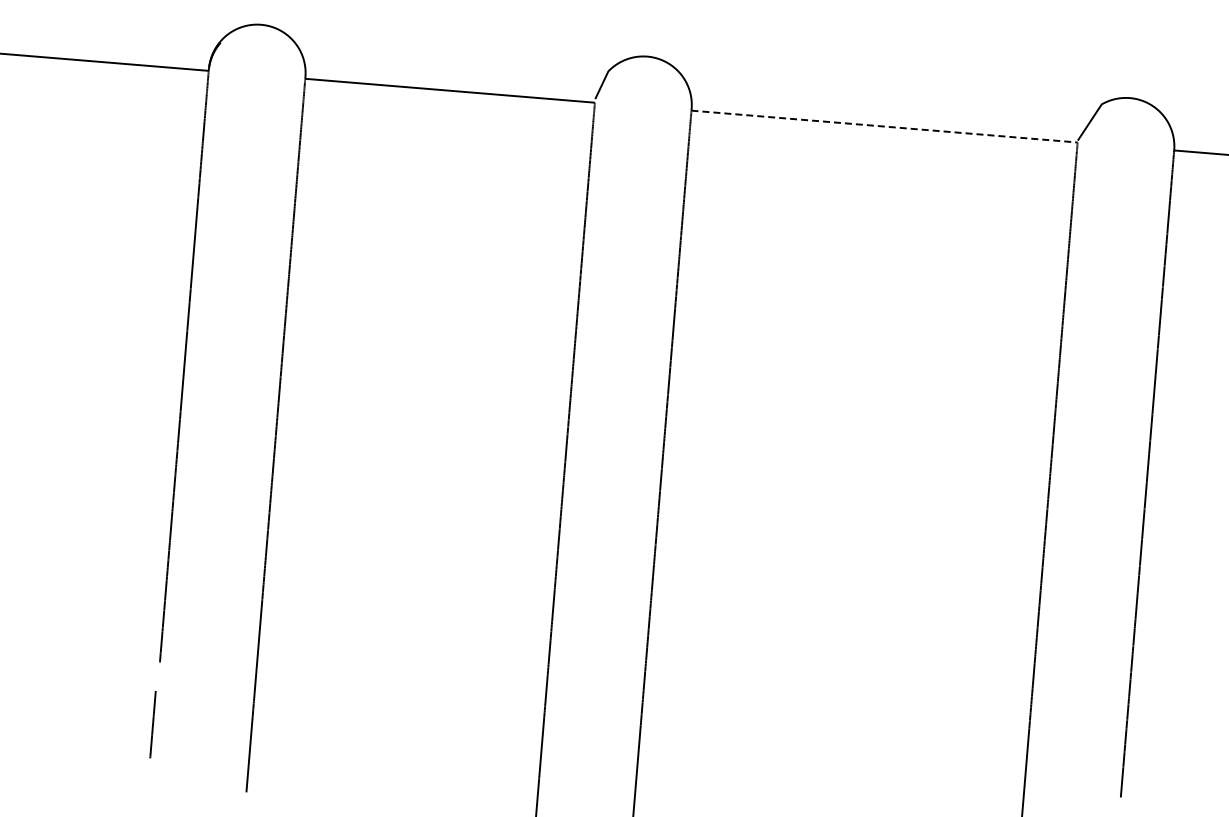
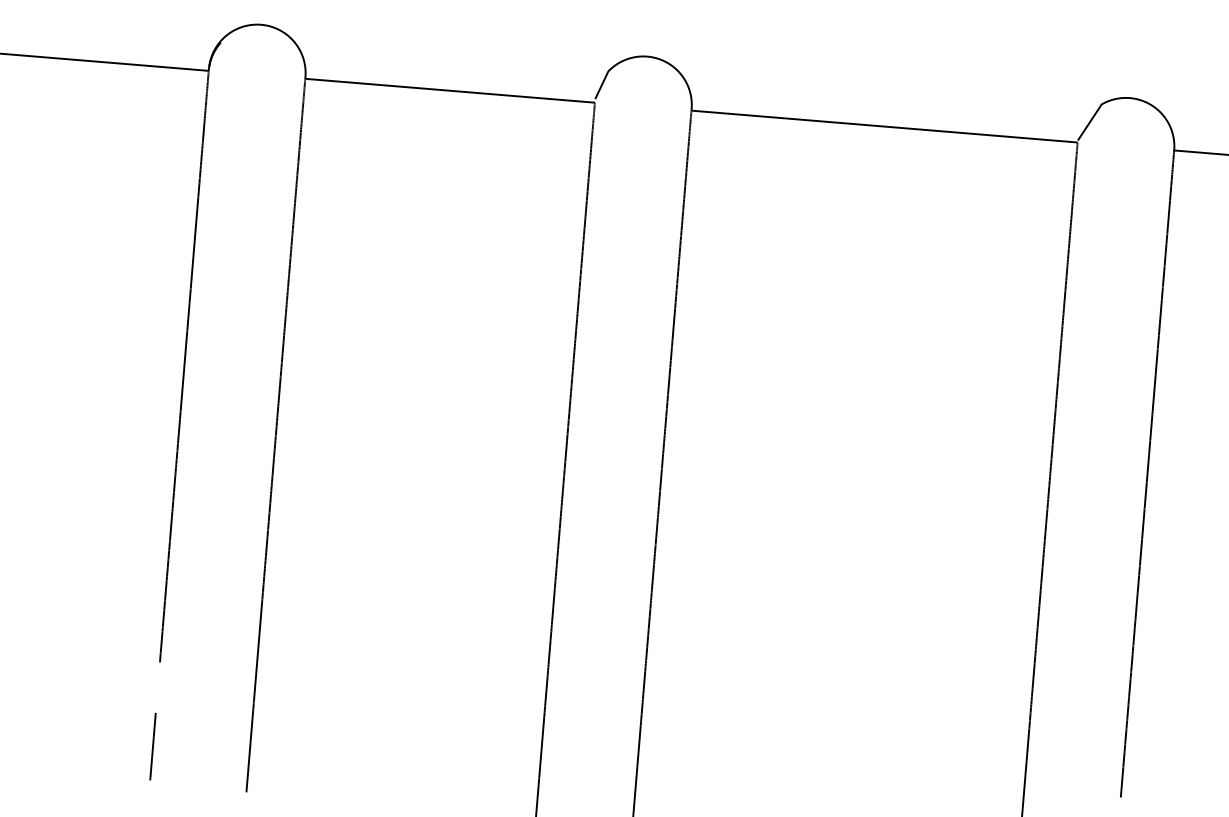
line: dashed -> solid (884, 126)
line position: (152, 724) -> (152, 746) (152, 746)
